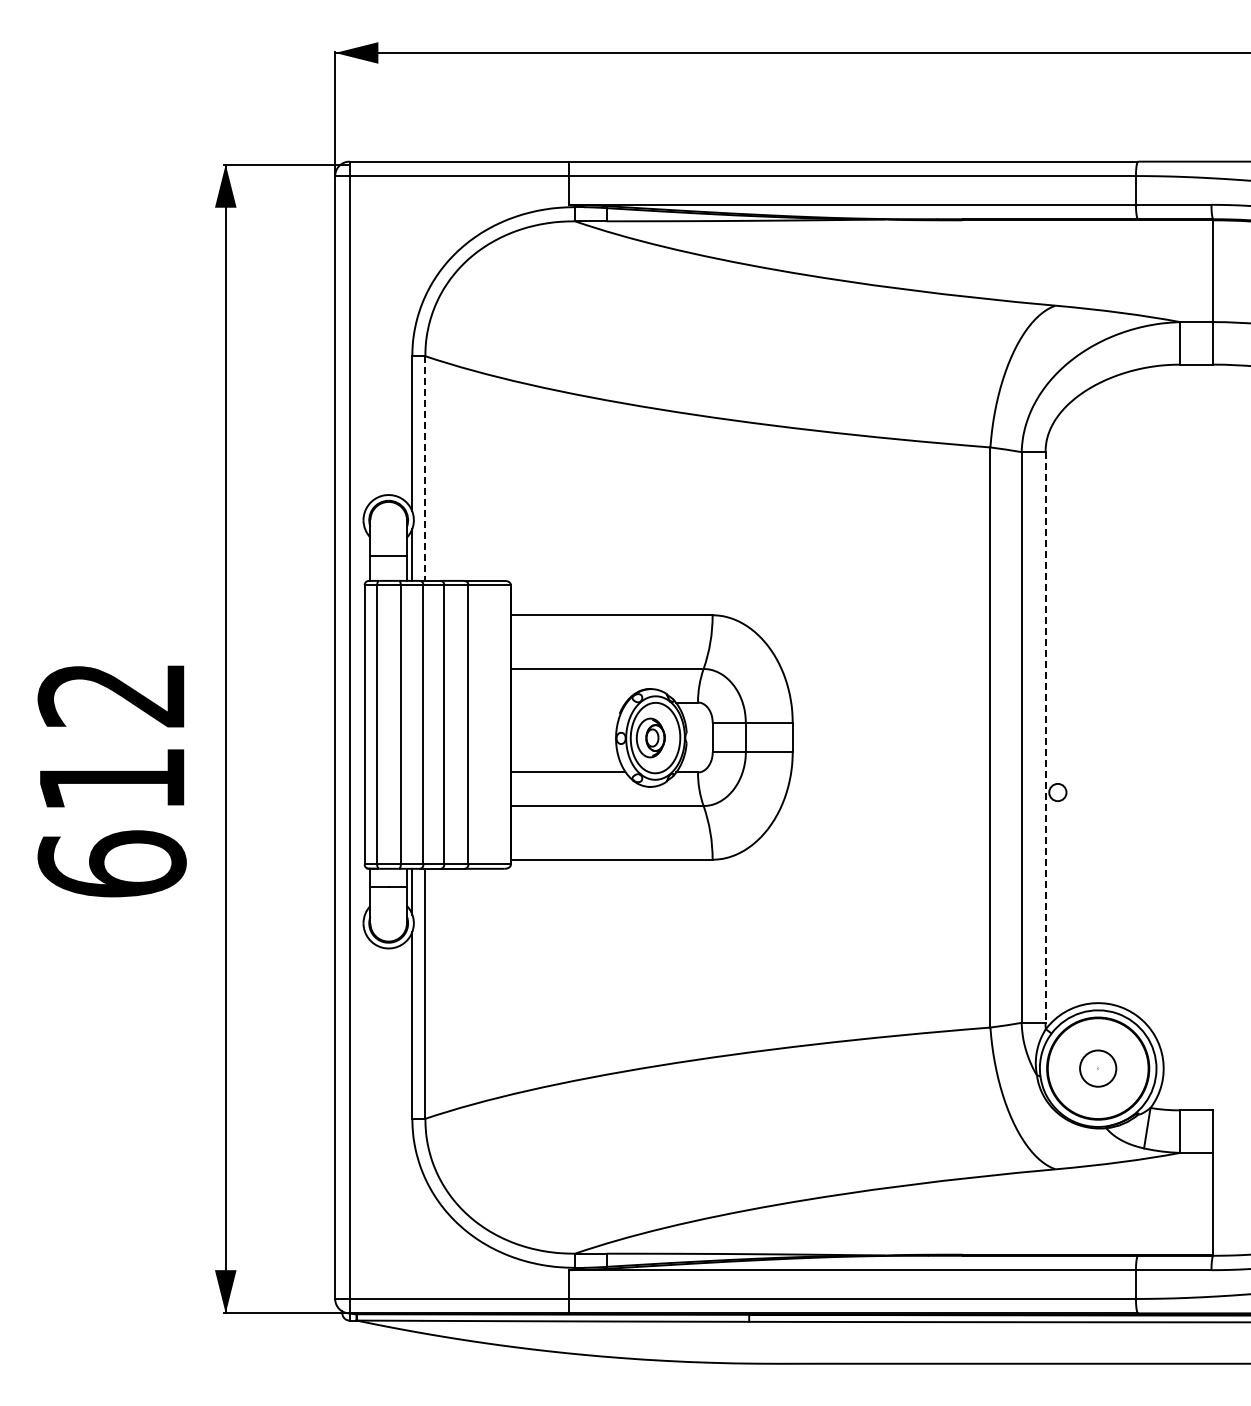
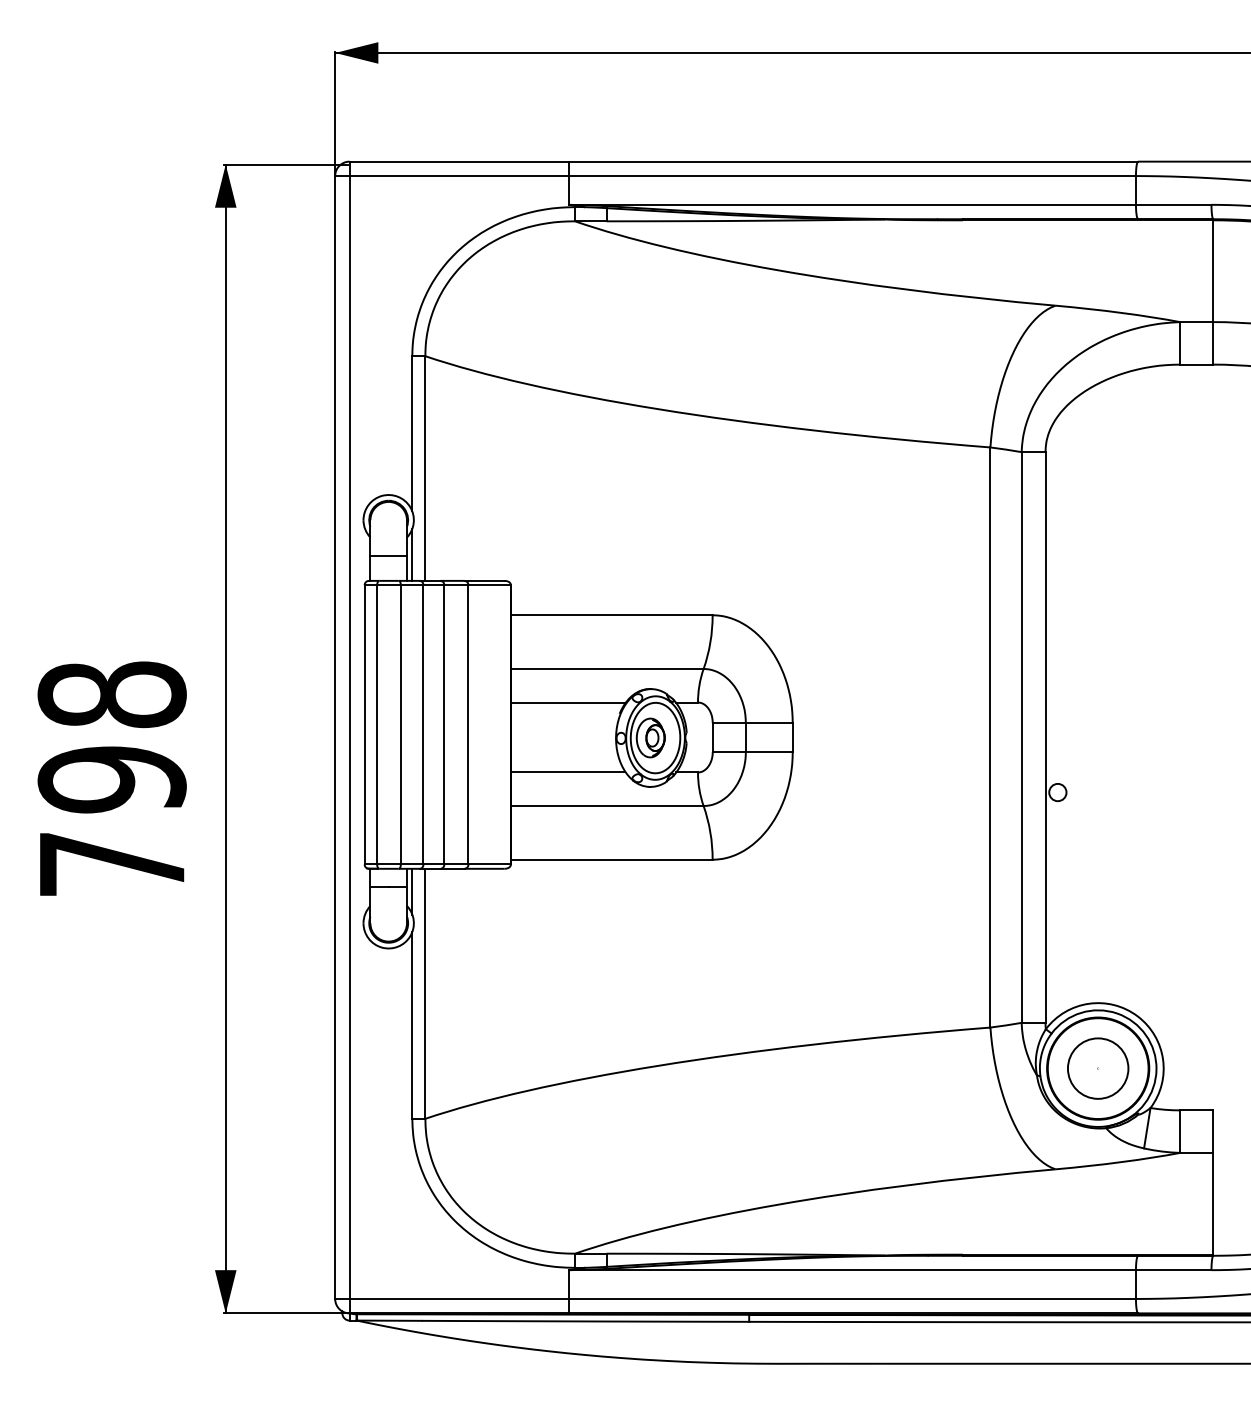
line: dashed -> solid (425, 469)
line: none -> present (567, 702)
line: dashed -> solid (1045, 738)
text: 612 -> 798 (111, 779)
circle diameter: 36 px -> 60 px (1097, 1068)
